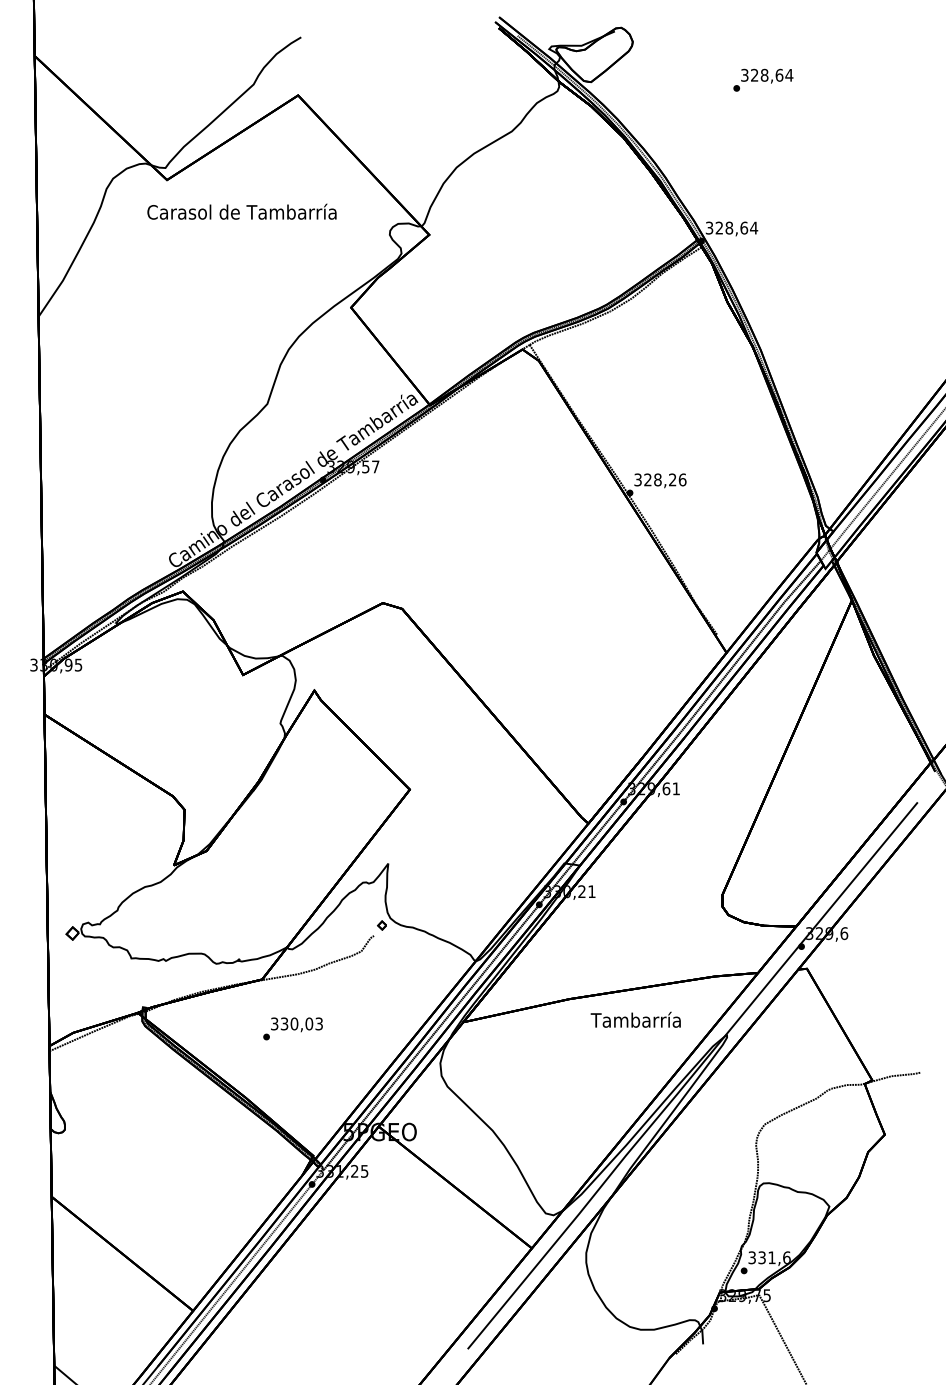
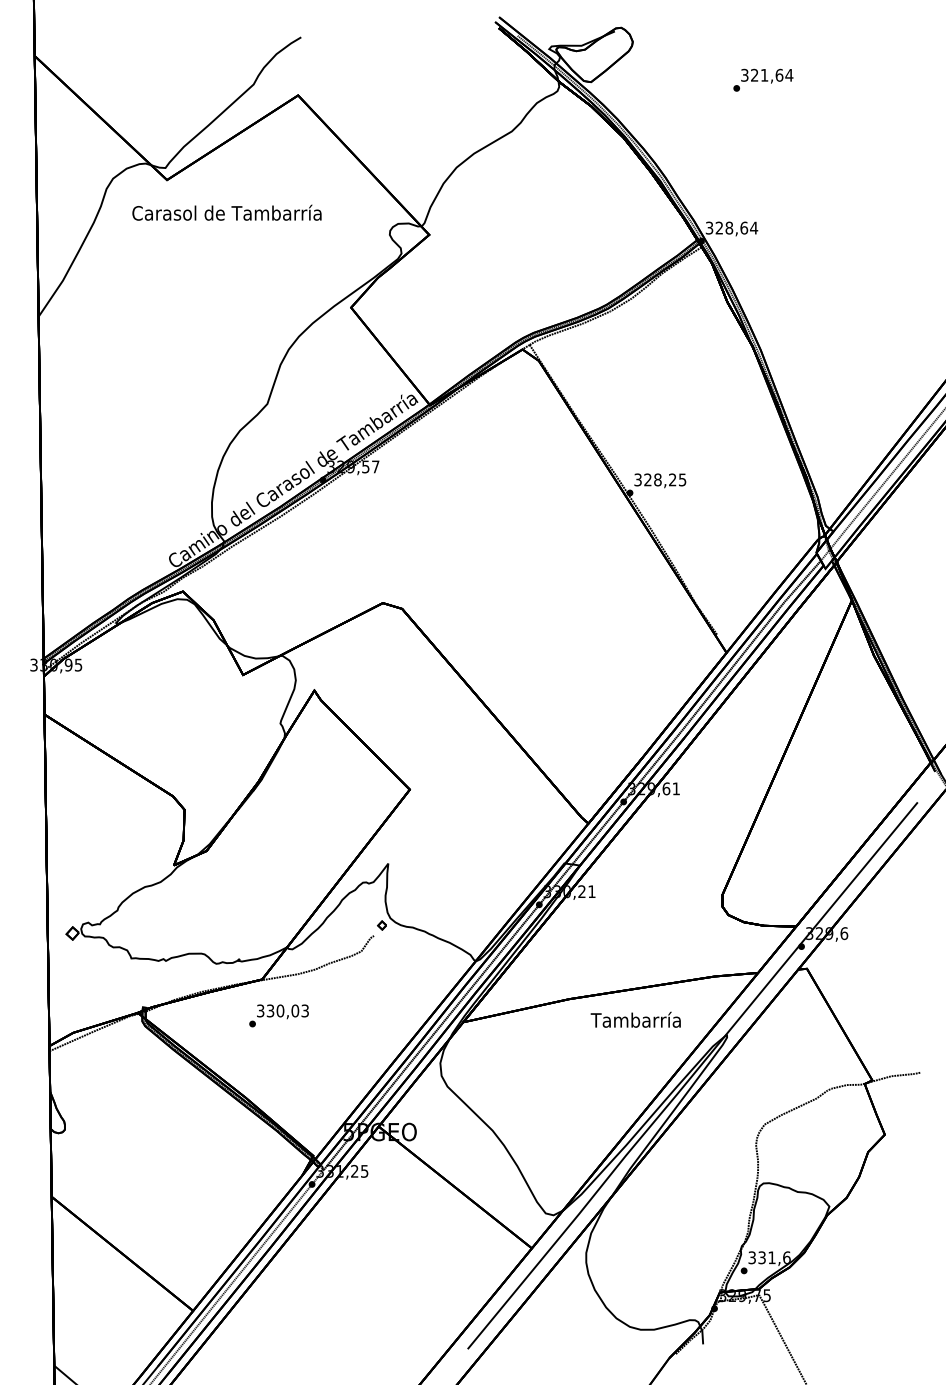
text: 328,64 -> 321,64 (764, 74)
text position: (241, 211) -> (226, 212) (226, 212)
text: 328,26 -> 328,25 (682, 479)
text position: (292, 1028) -> (278, 1015) (278, 1015)
